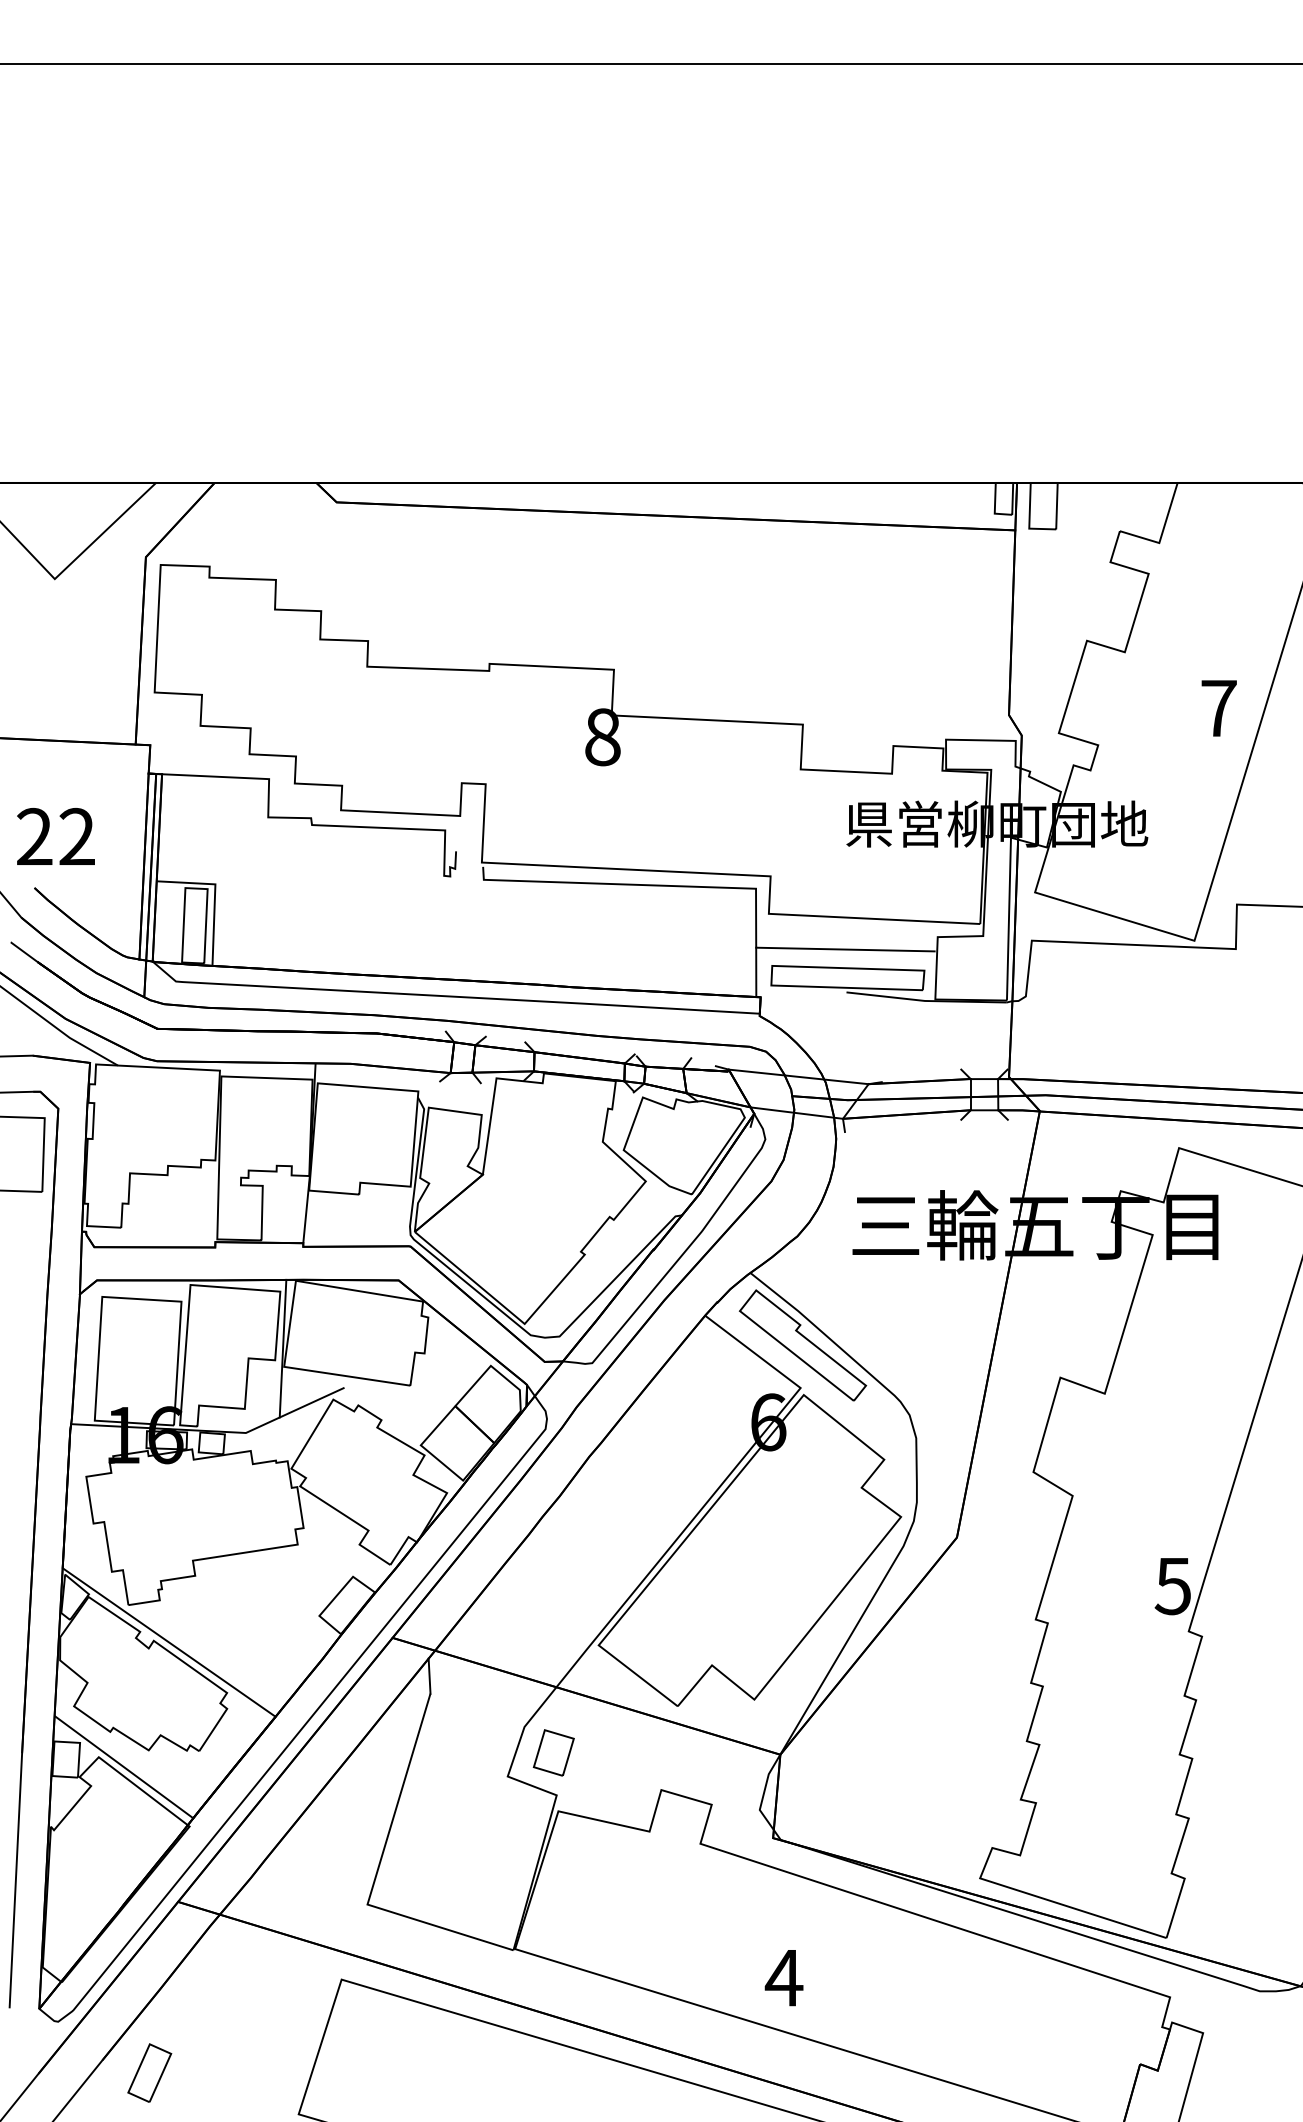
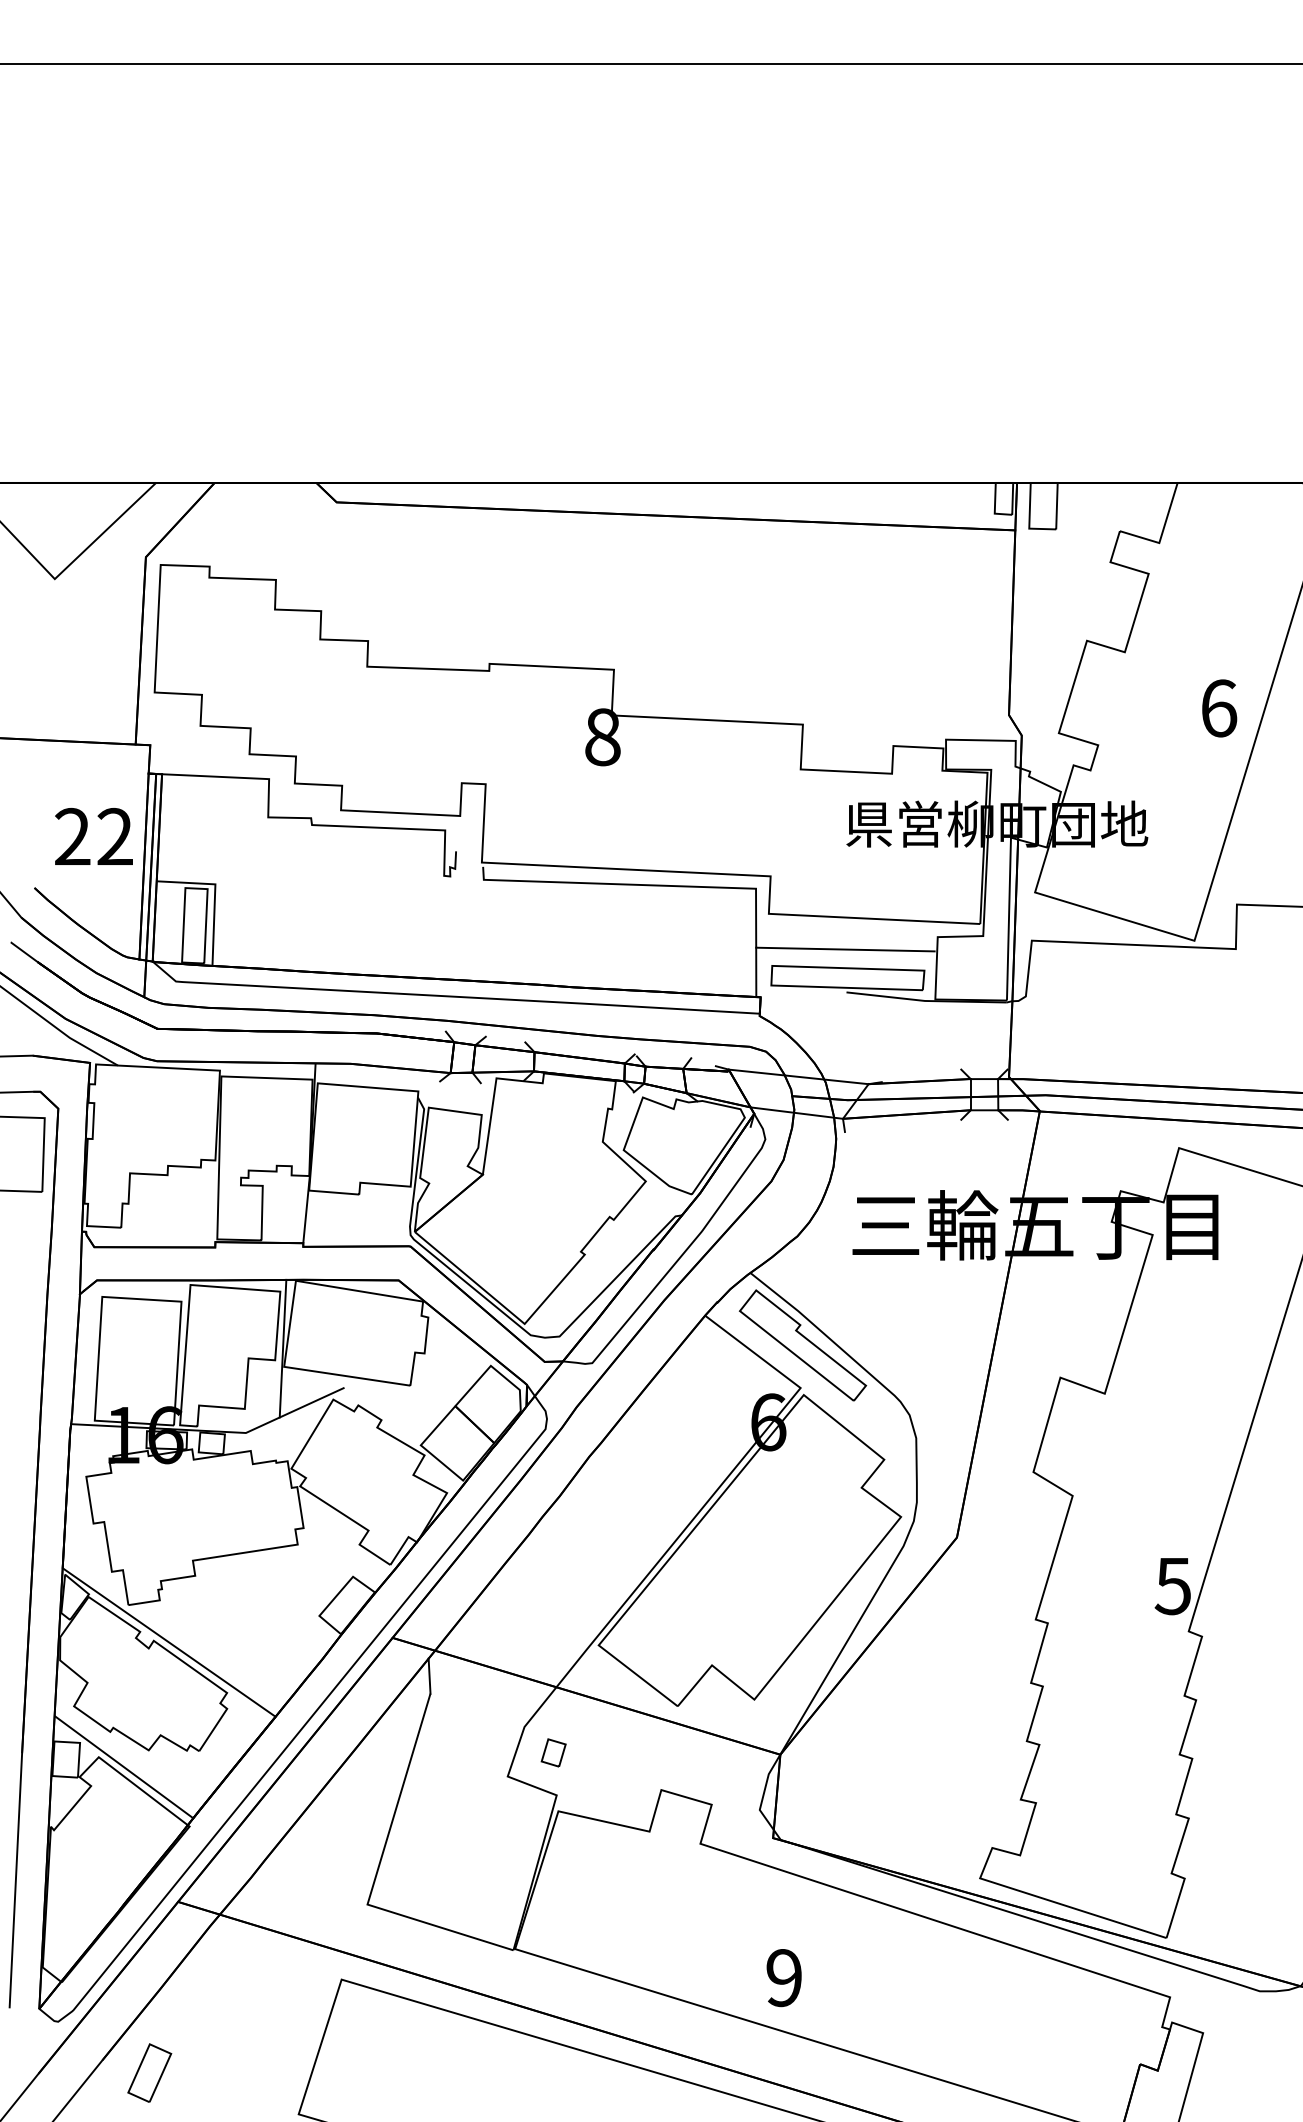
text: 7 -> 6 (1219, 708)
text position: (55, 836) -> (93, 836) (93, 836)
part size: 43x48 px -> 27x30 px (553, 1752)
text: 4 -> 9 (783, 1978)
